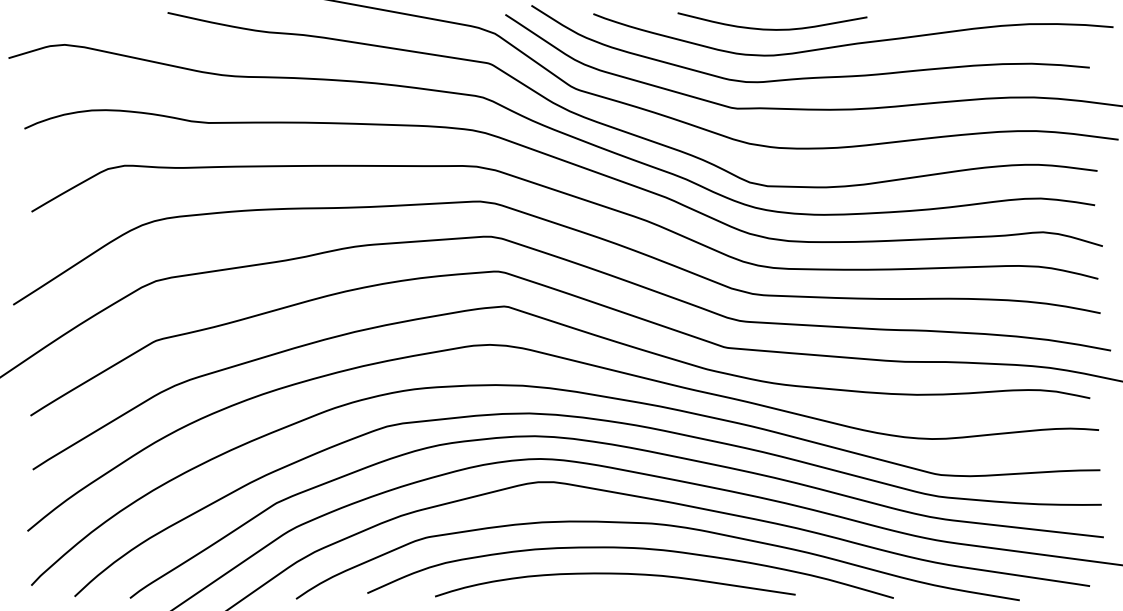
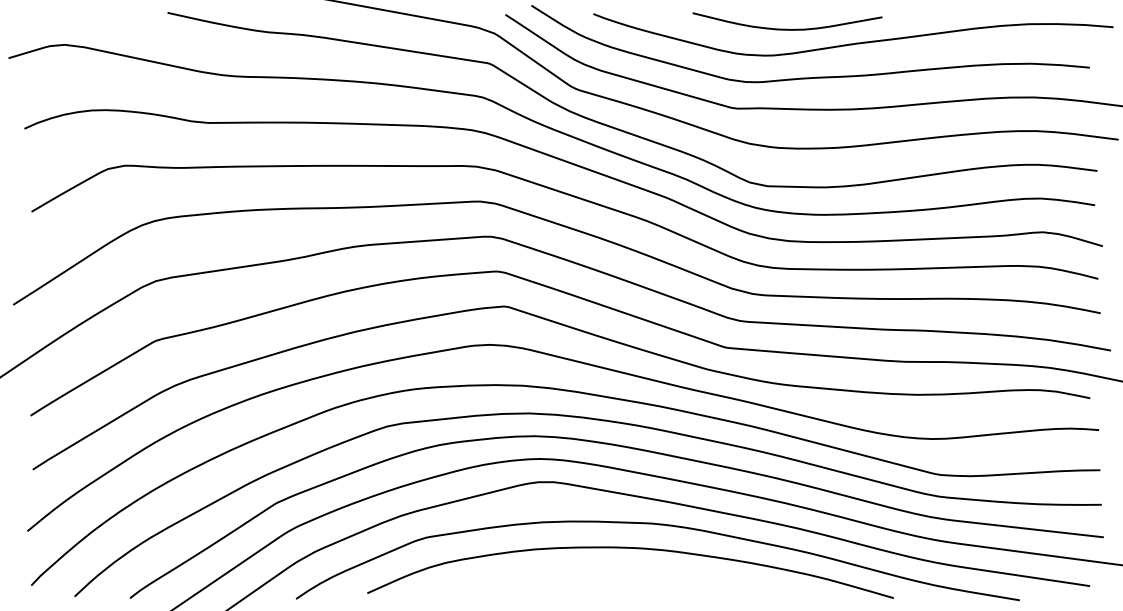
curve position: (772, 28) -> (787, 28) (787, 28)
curve: present -> none (615, 574)
